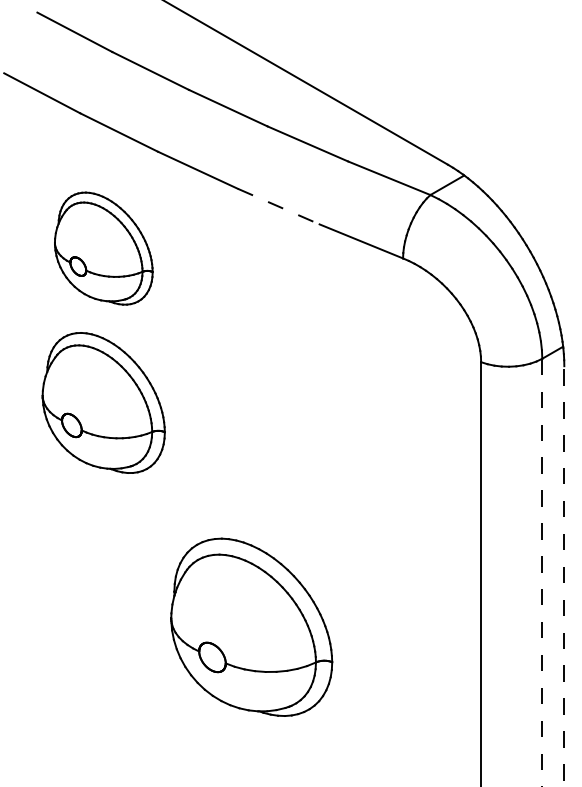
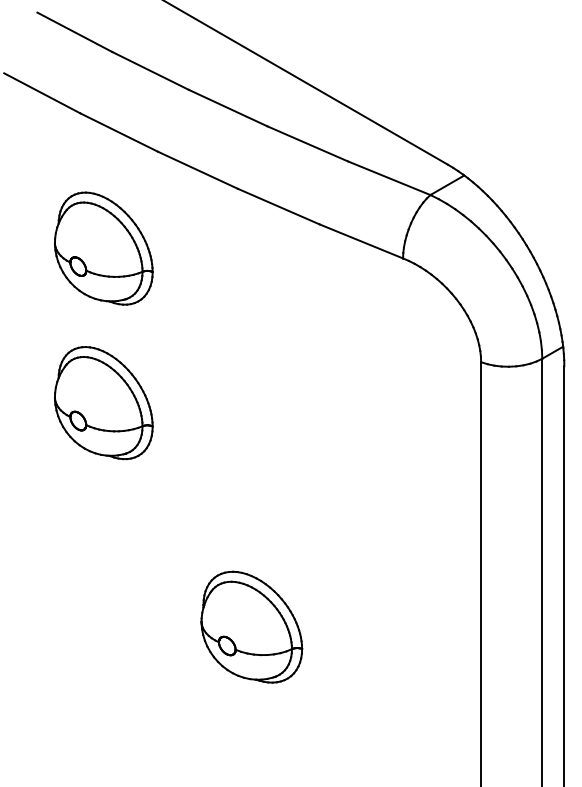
line: dashed -> solid (278, 206)
part size: 125x142 px -> 100x115 px (103, 403)
line: dashed -> solid (542, 572)
line: dashed -> solid (564, 576)
part size: 164x180 px -> 104x114 px (251, 626)
